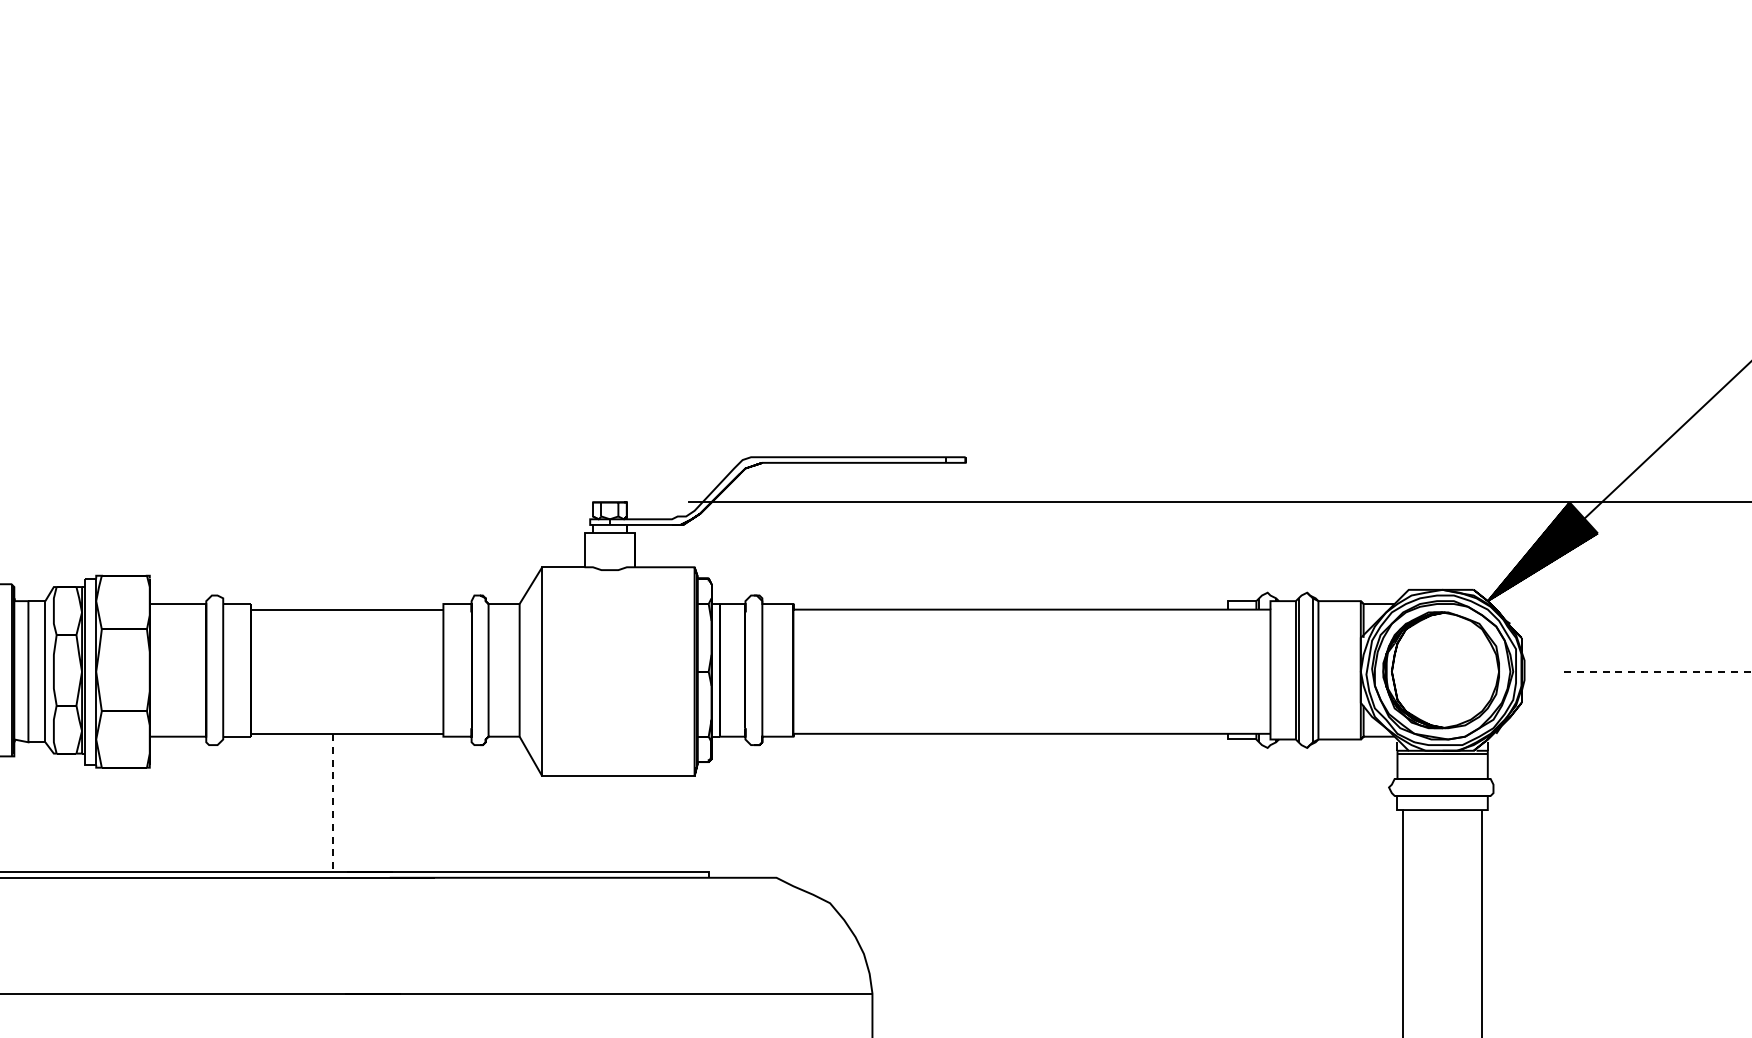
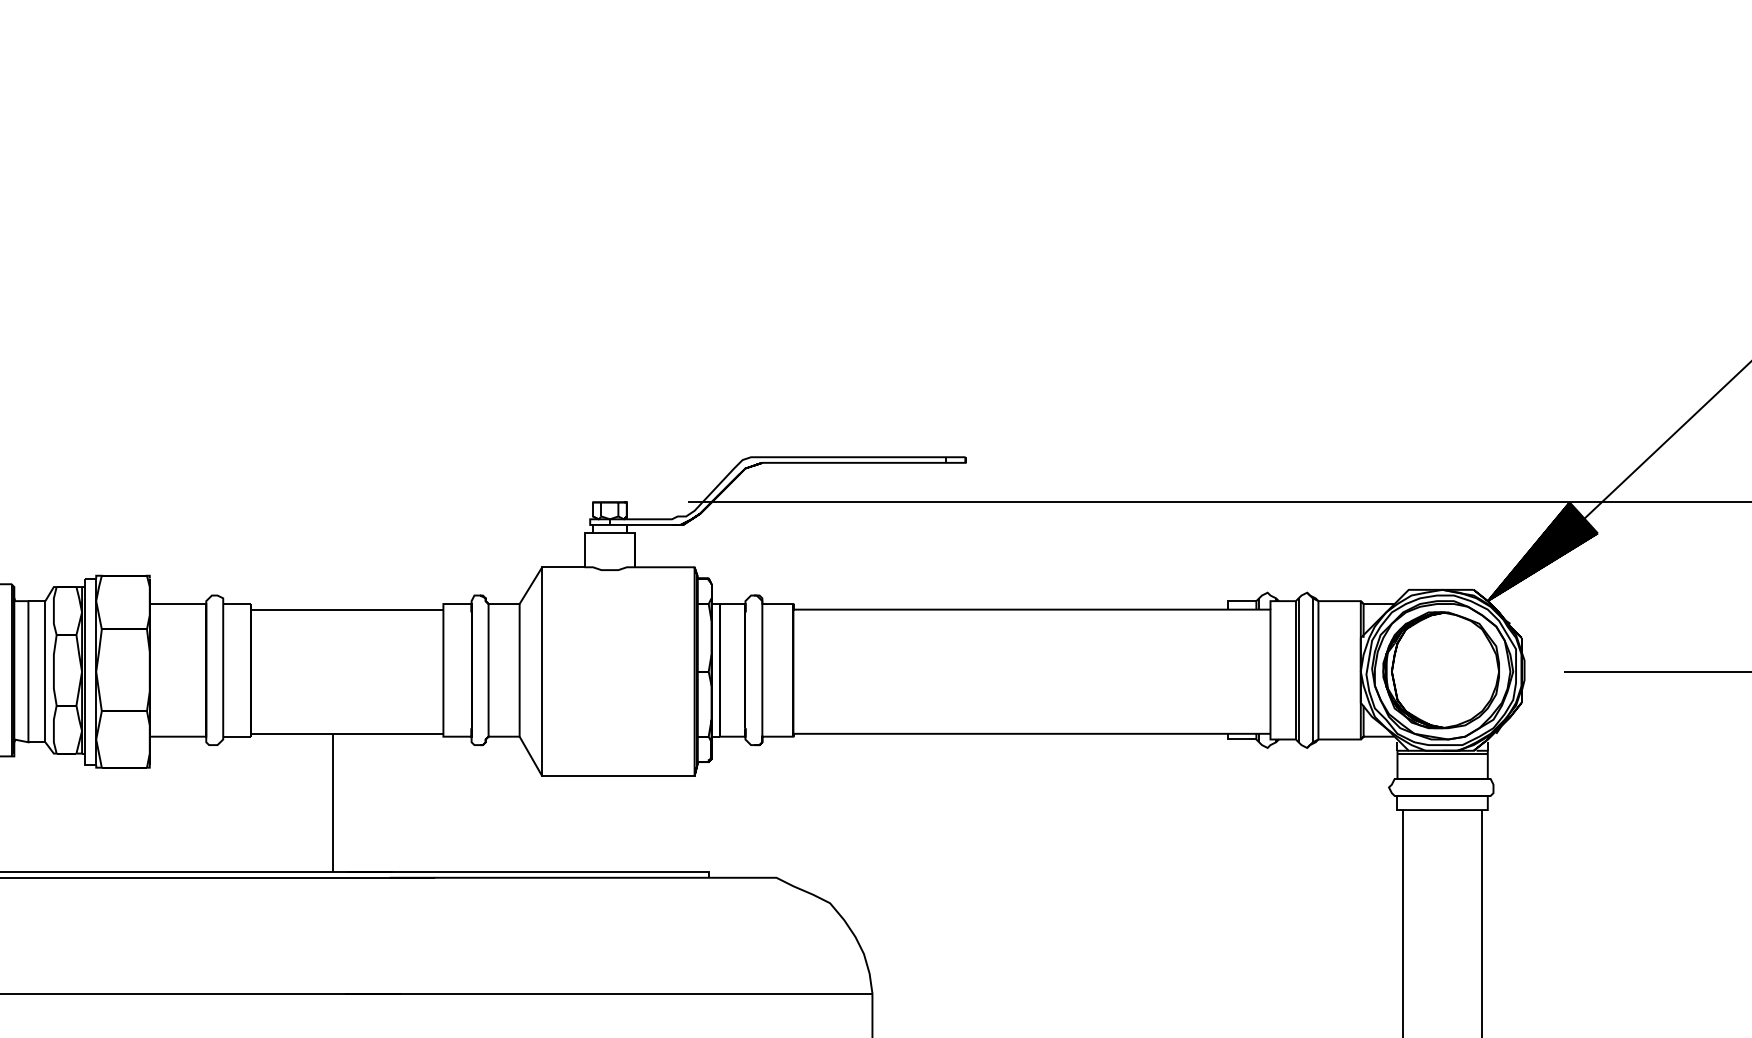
line: dashed -> solid (1658, 671)
line: dashed -> solid (333, 803)
